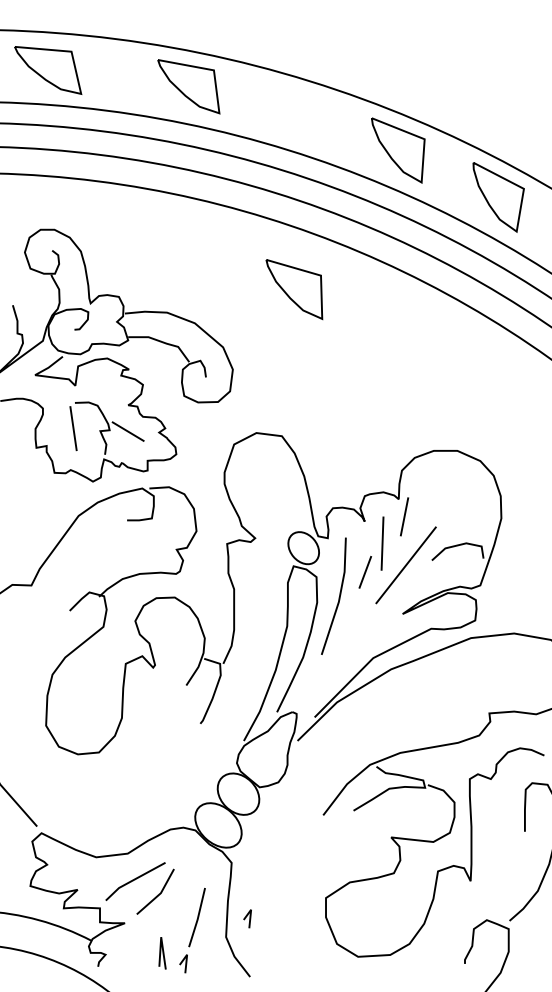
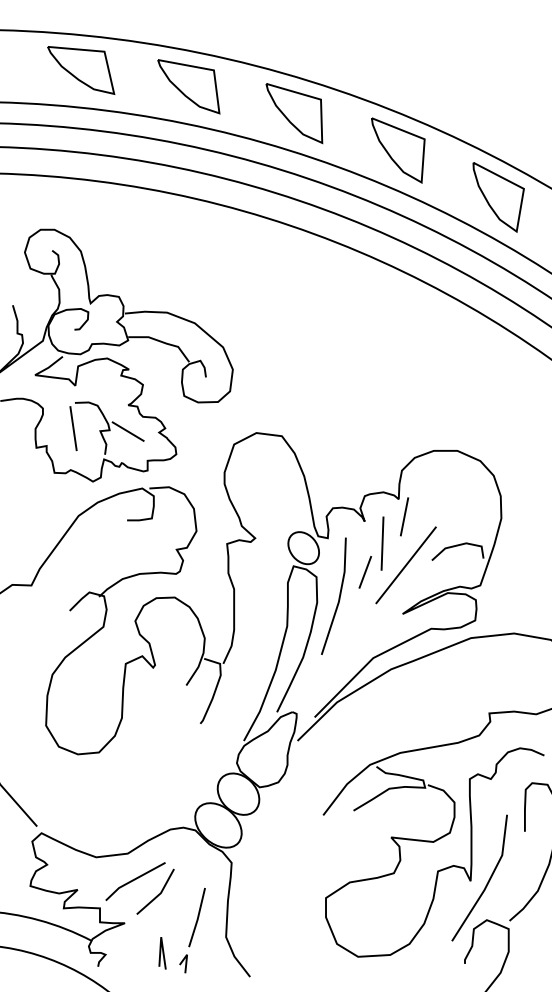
part position: (48, 70) -> (81, 70) (81, 70)
part position: (294, 289) -> (294, 113) (294, 113)
line: none -> present (487, 881)
line: present -> none (246, 917)
